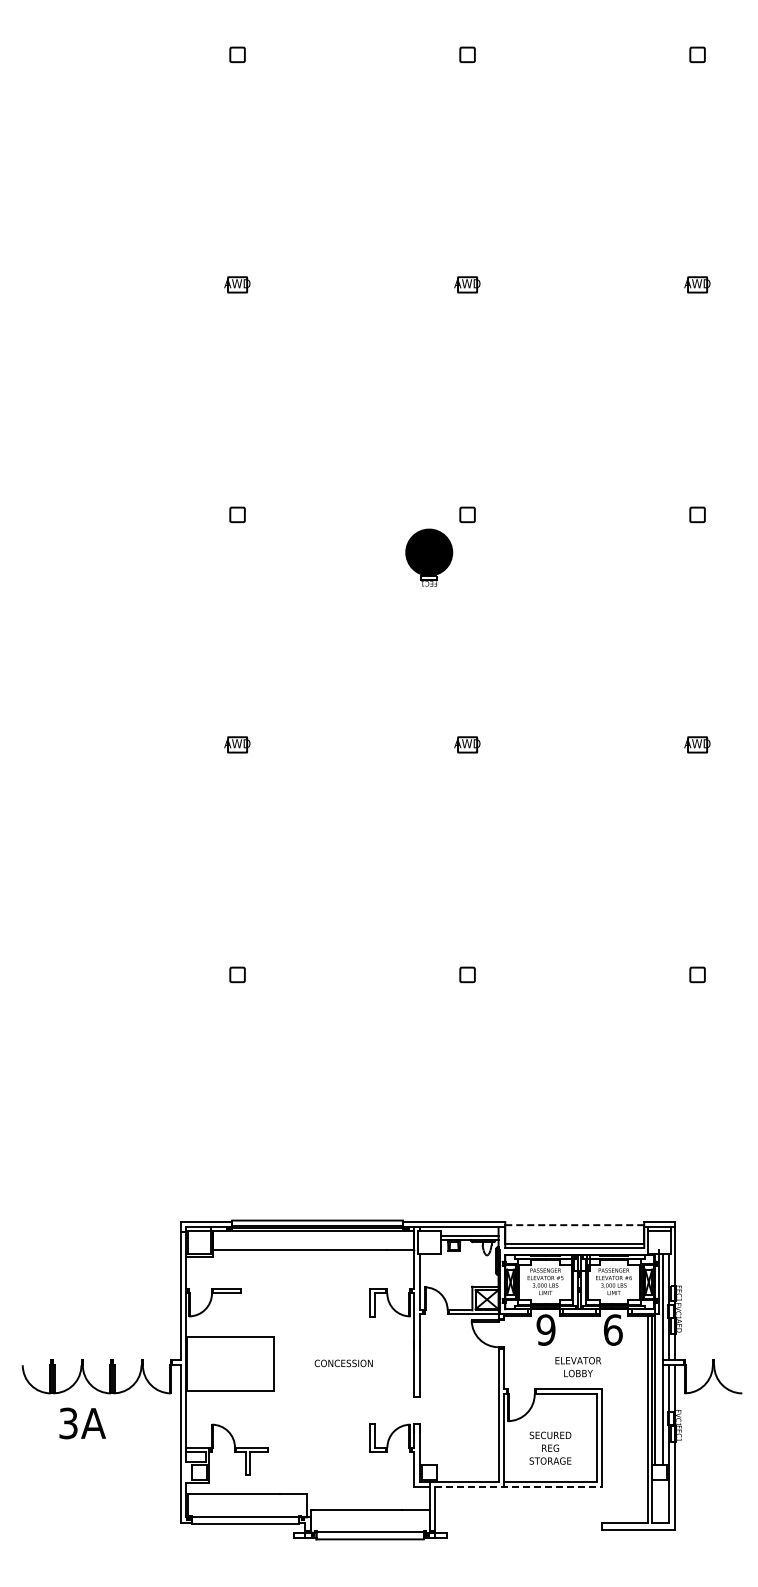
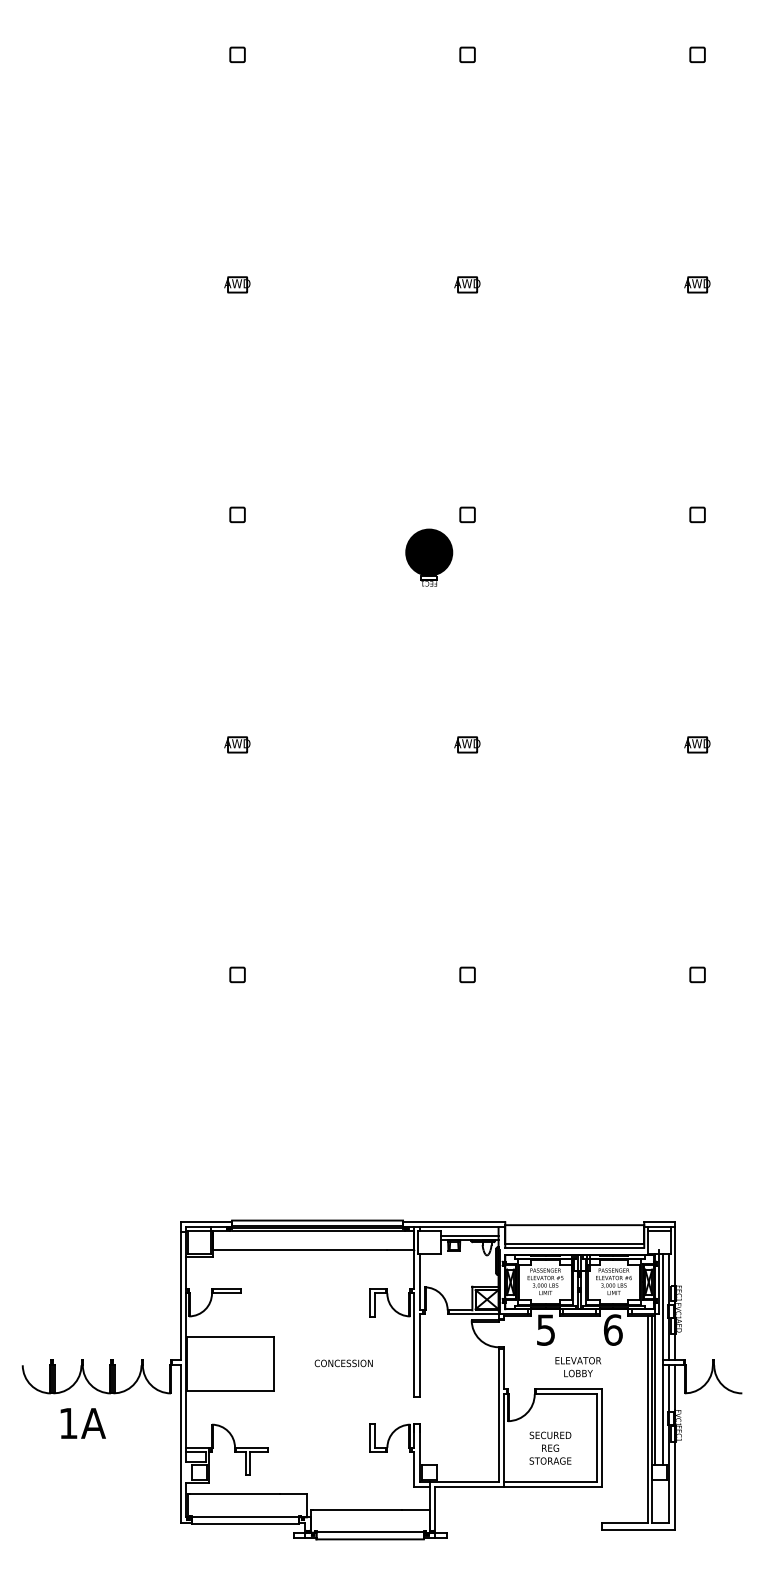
line: dashed -> solid (574, 1225)
text: 9 -> 5 (545, 1329)
text: 3A -> 1A (68, 1423)
line: dashed -> solid (518, 1486)
